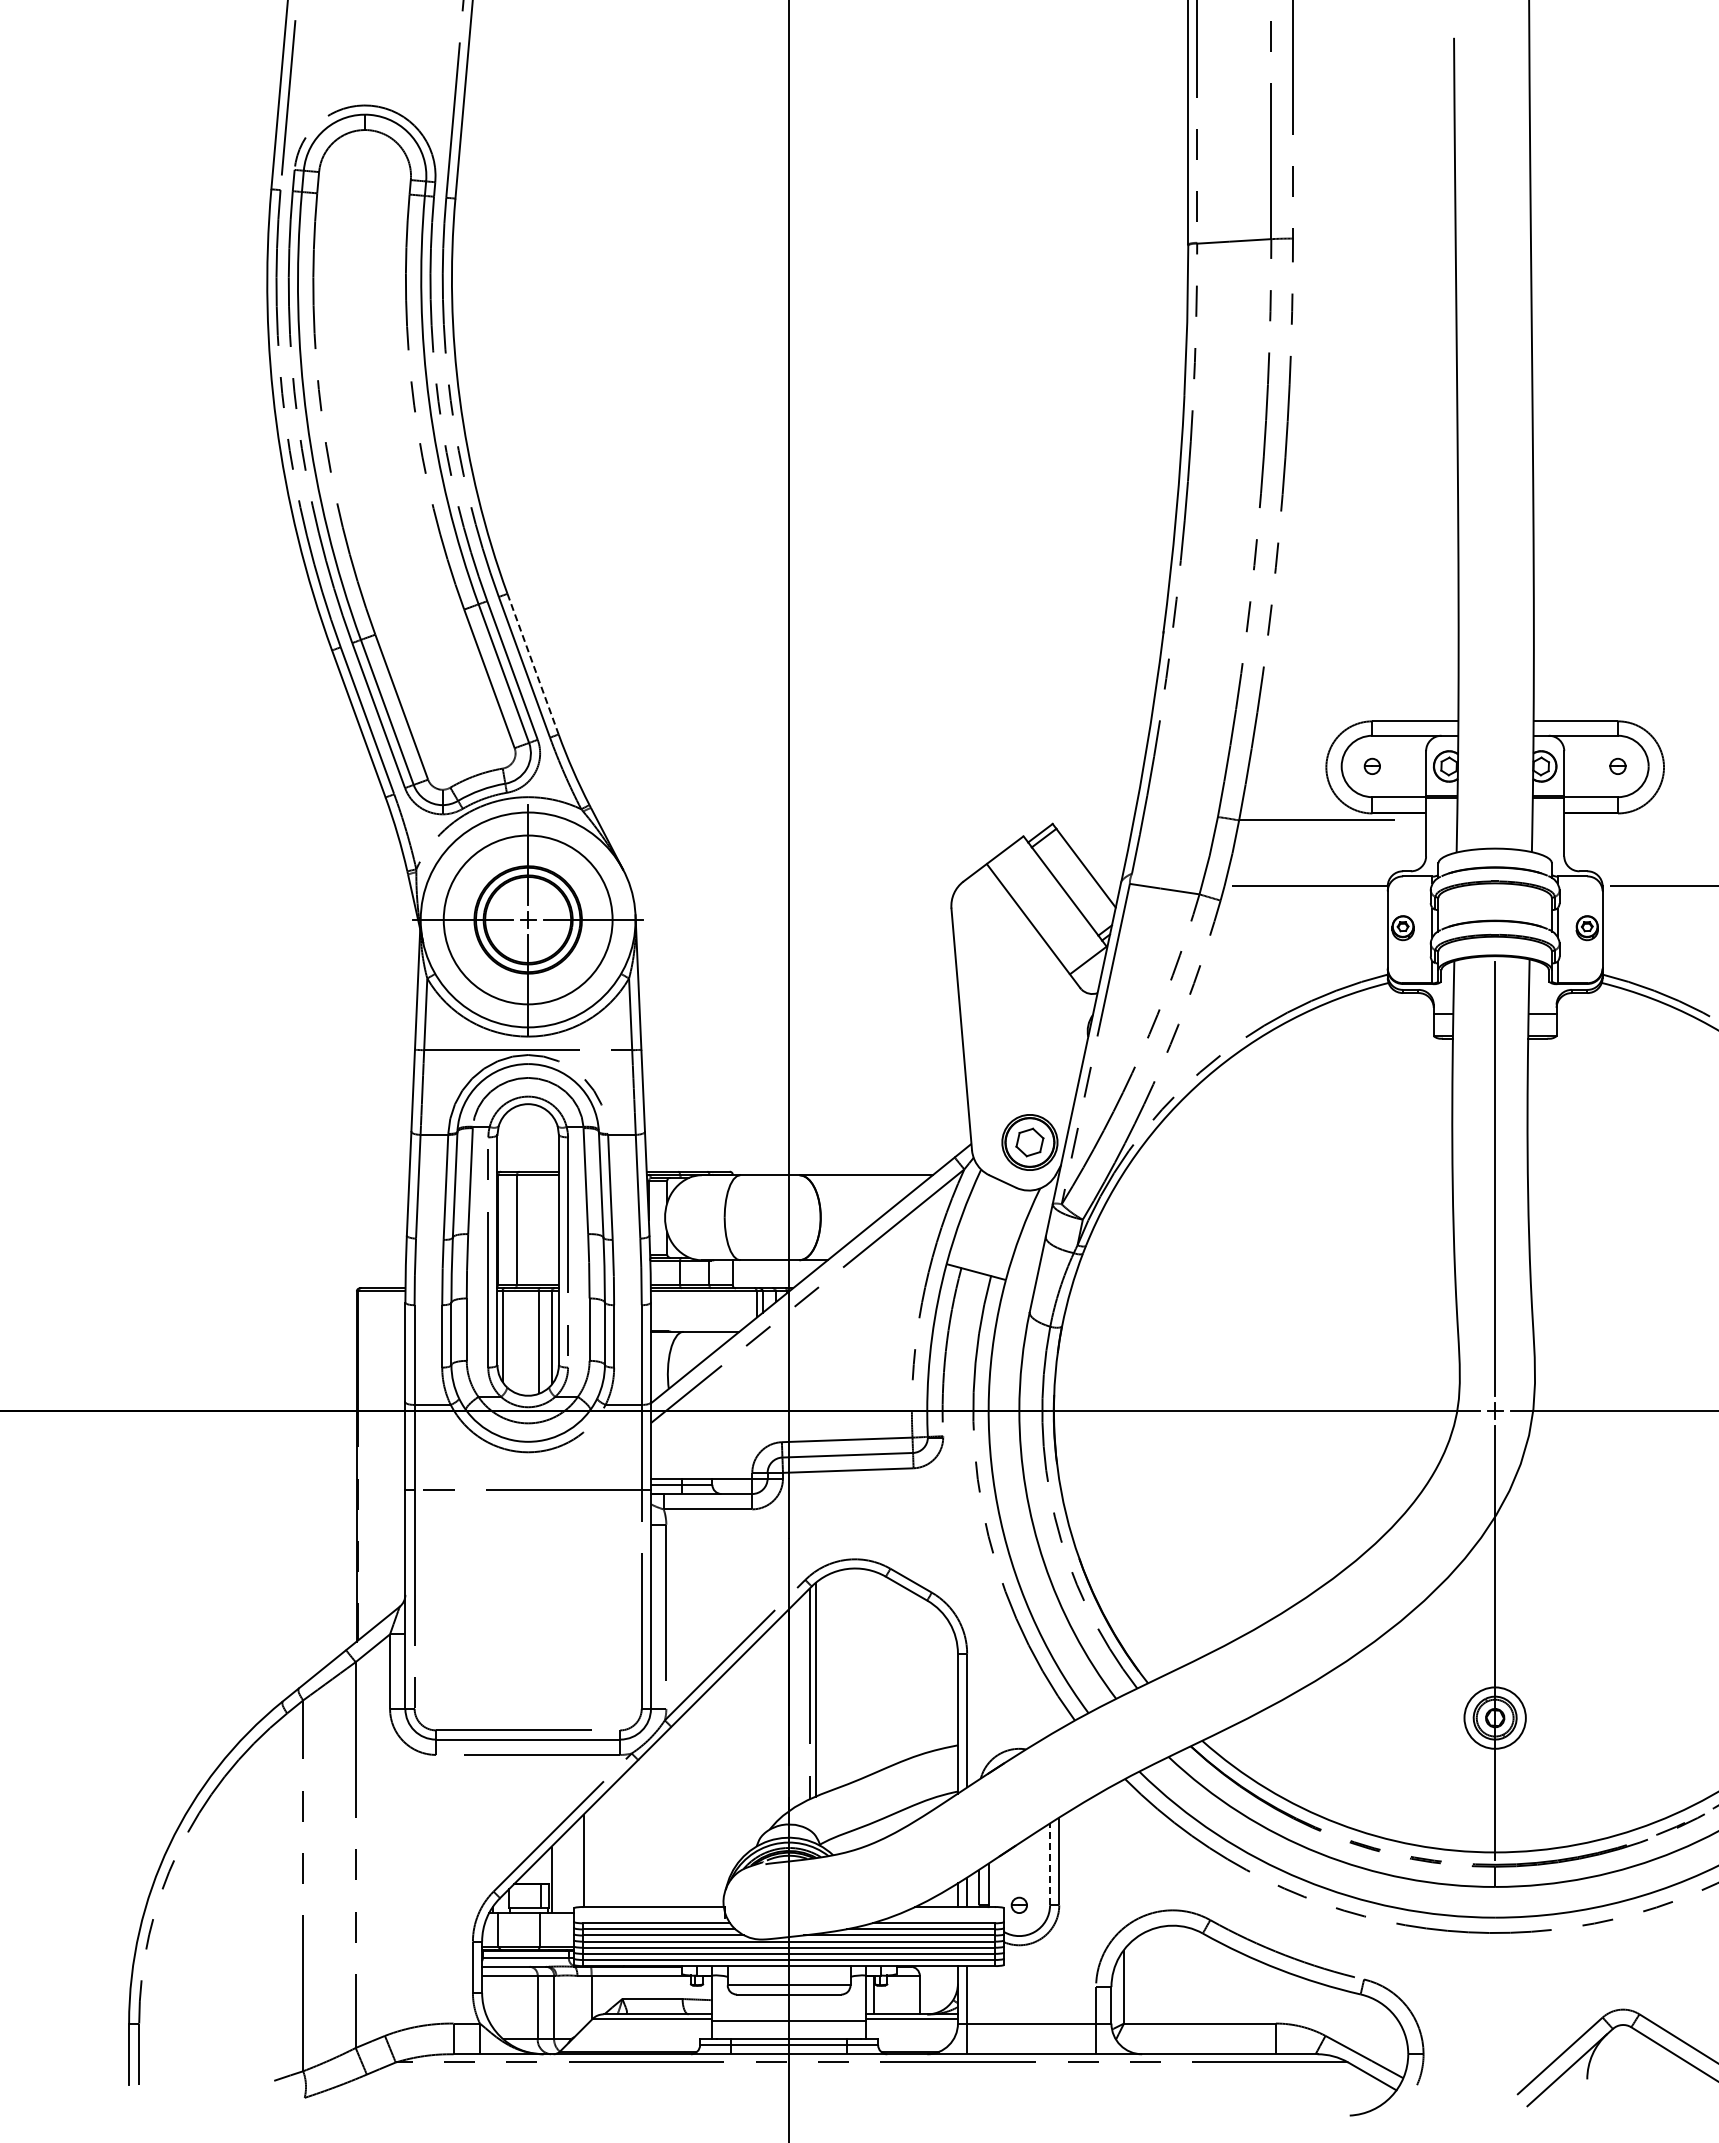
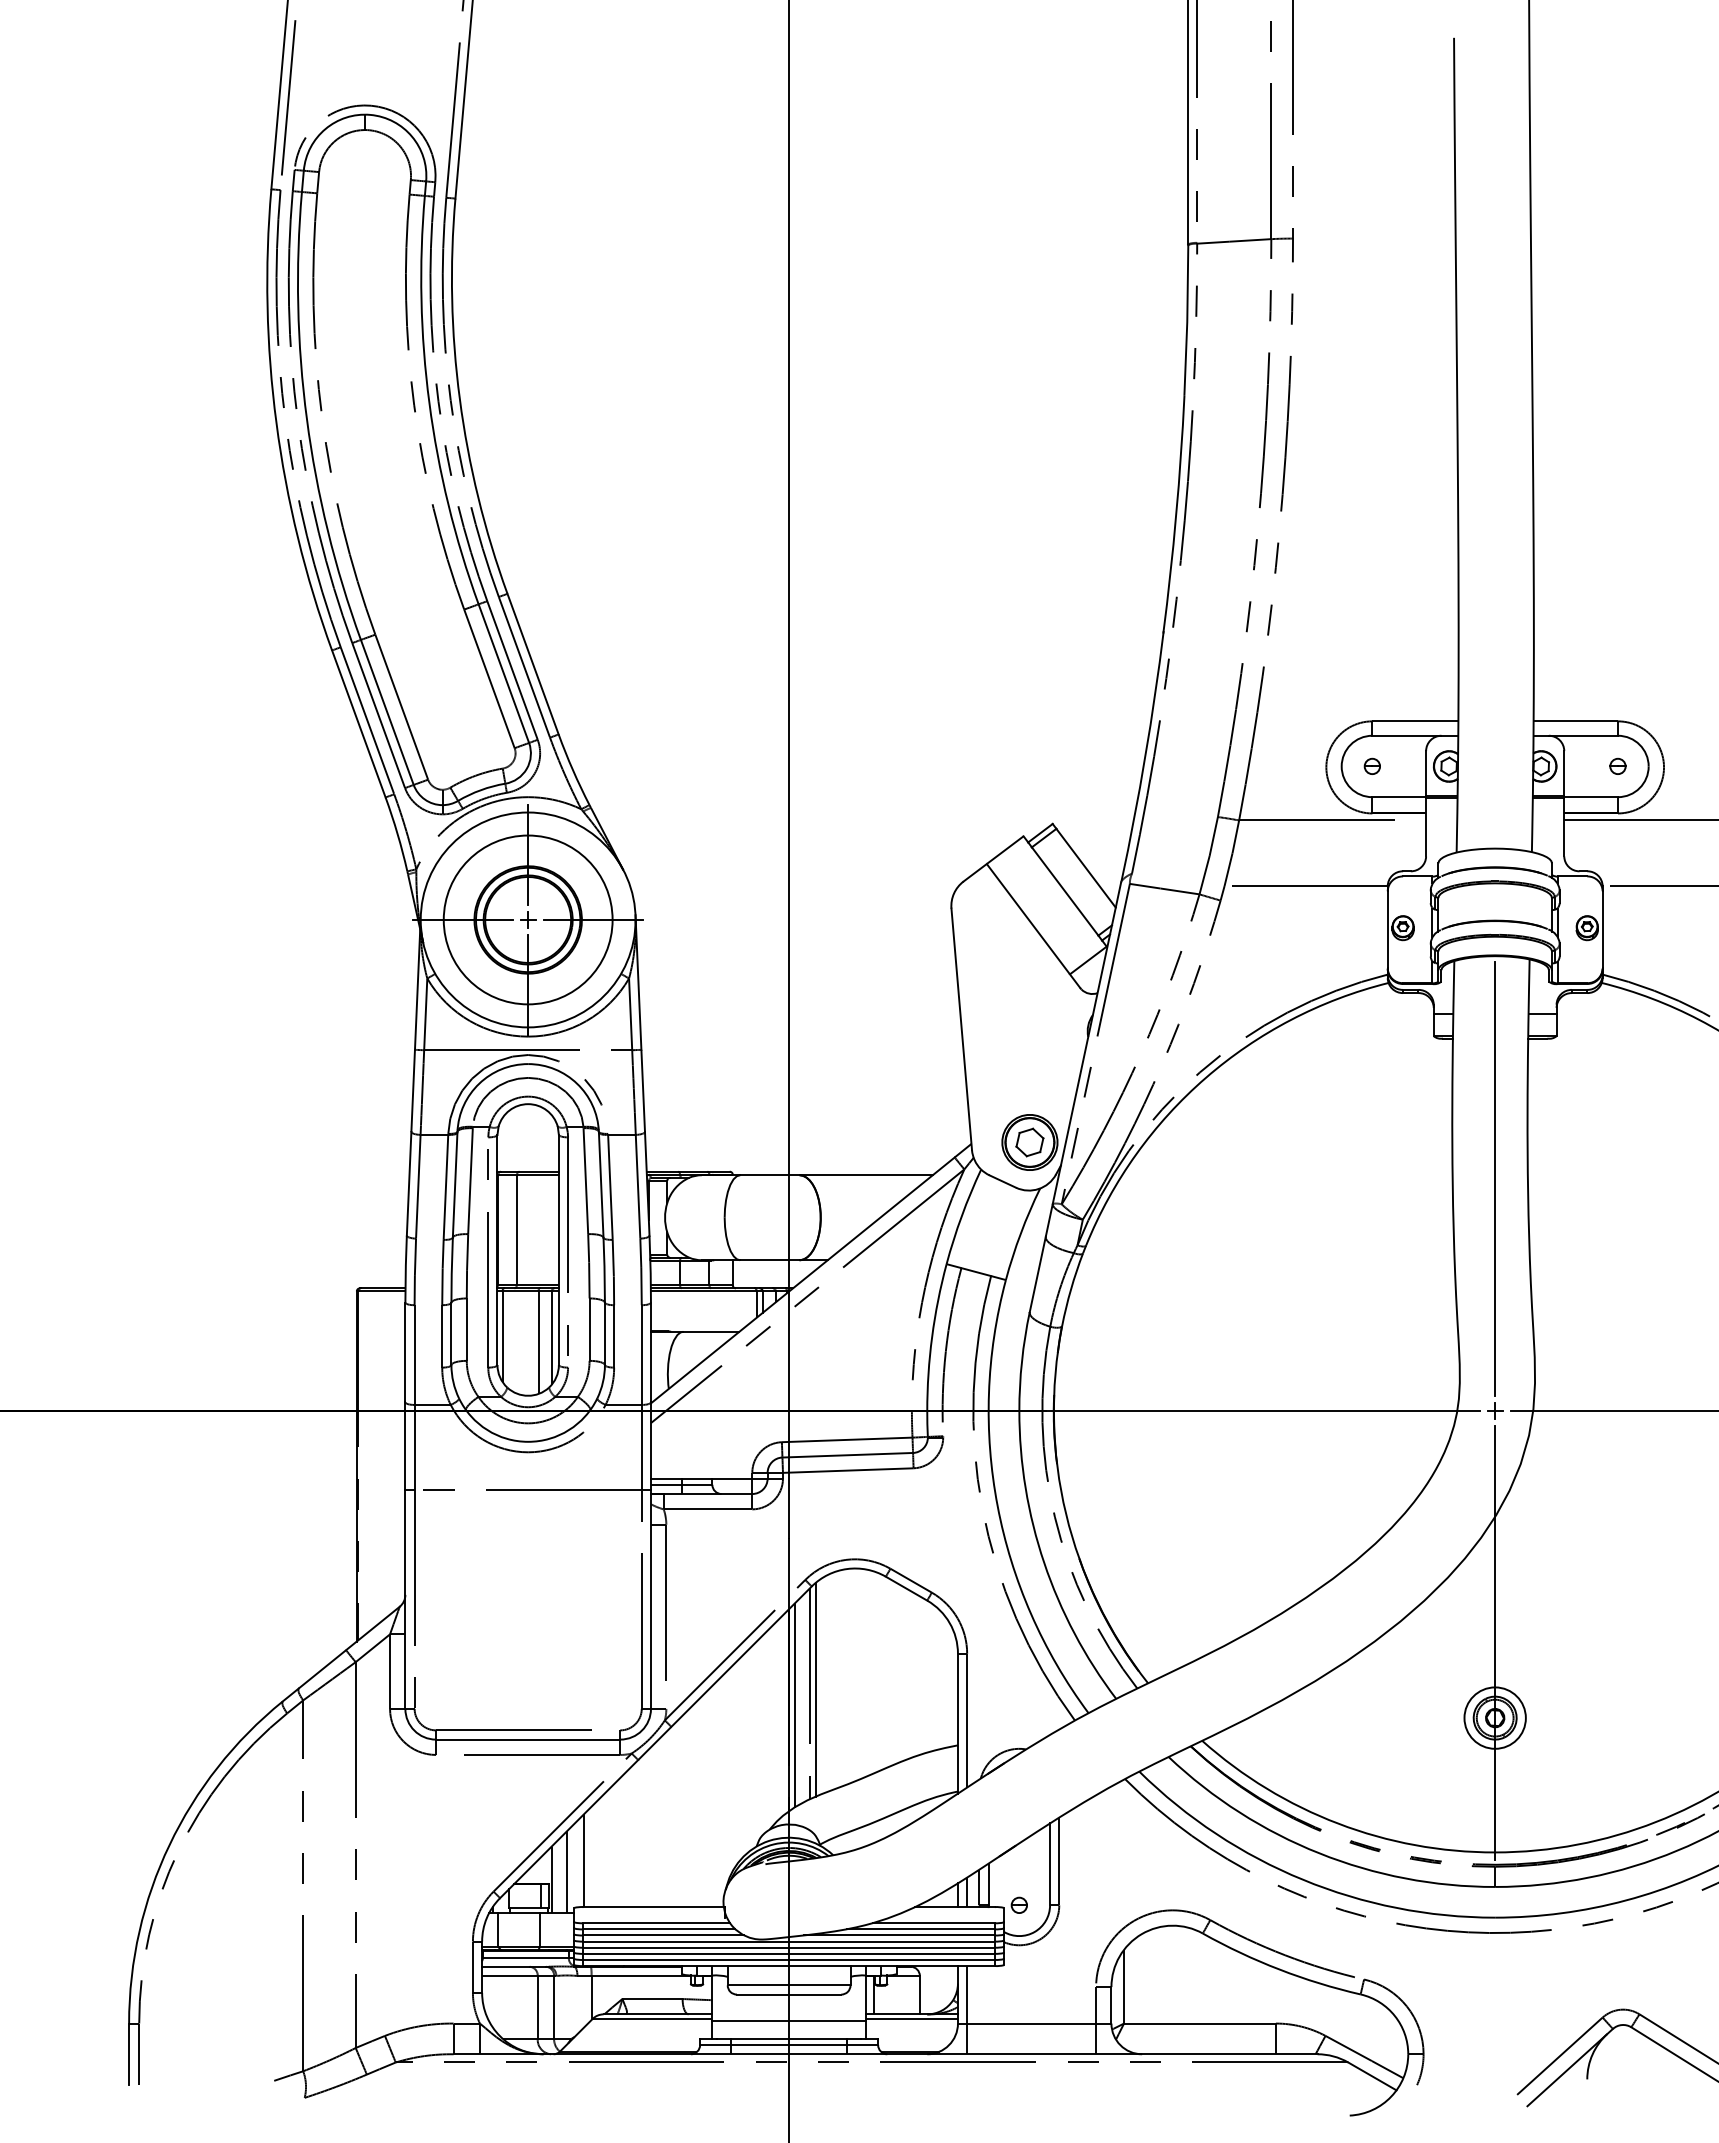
line: dashed -> solid (533, 664)
line: none -> present (1639, 820)
line: none -> present (794, 1705)
line: dashed -> solid (1050, 1864)
line: none -> present (567, 1872)
